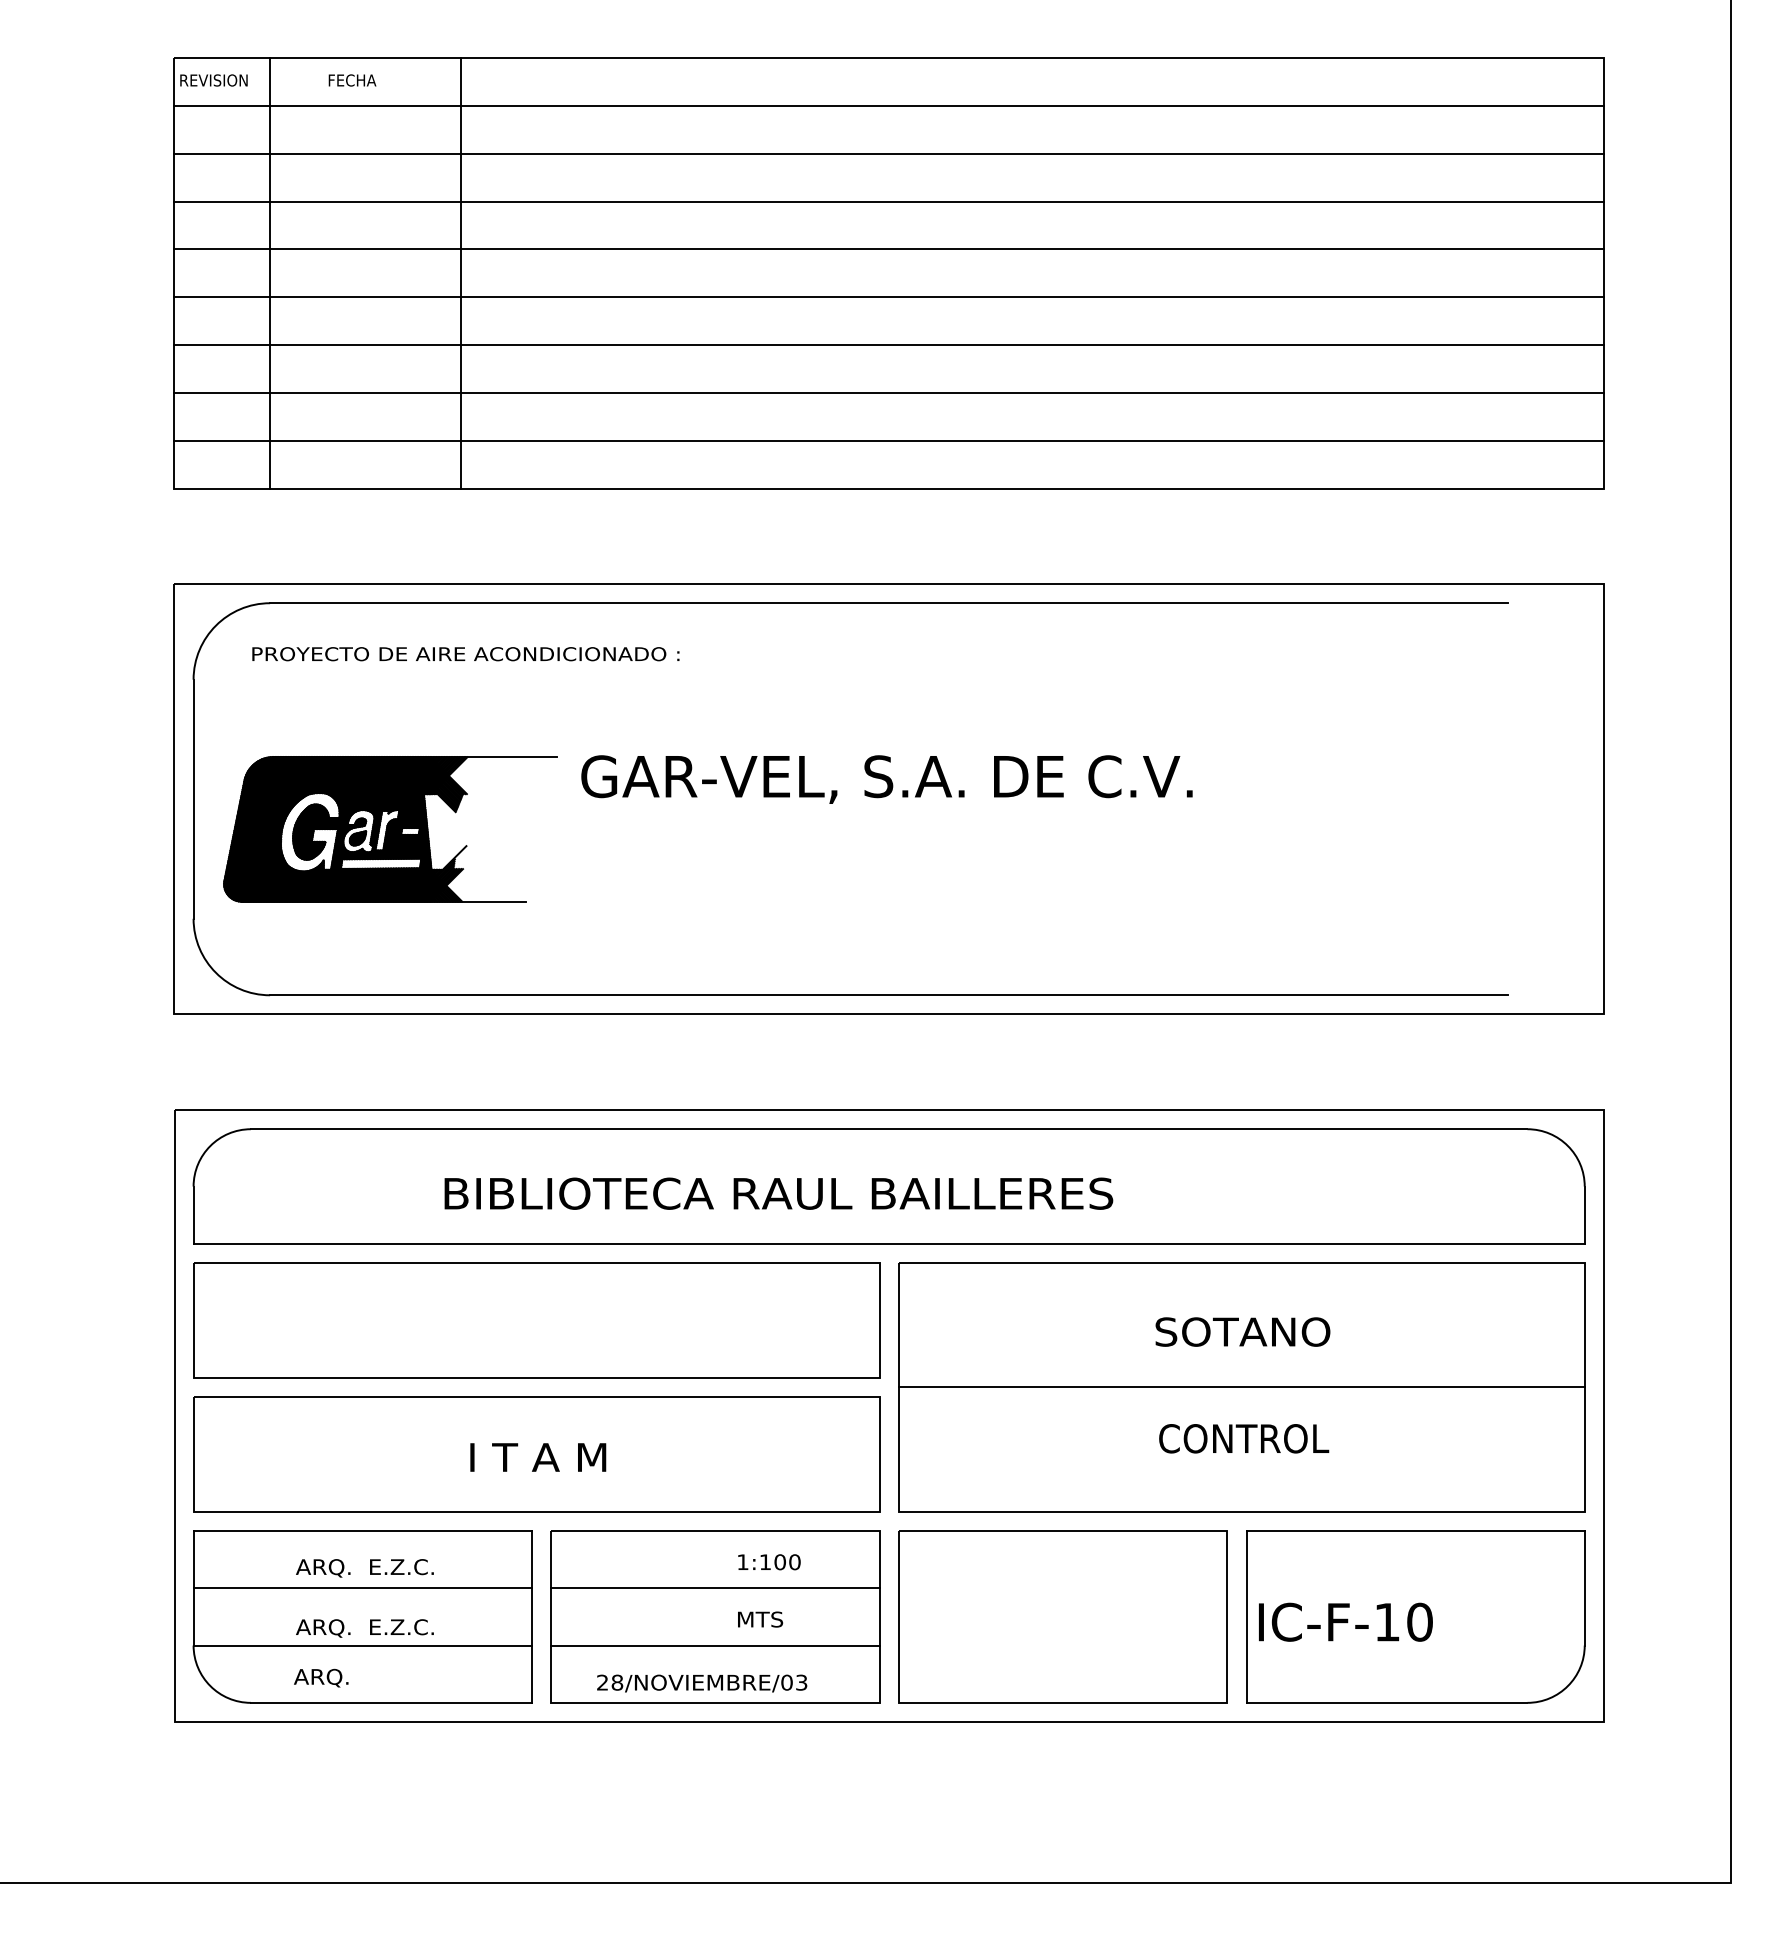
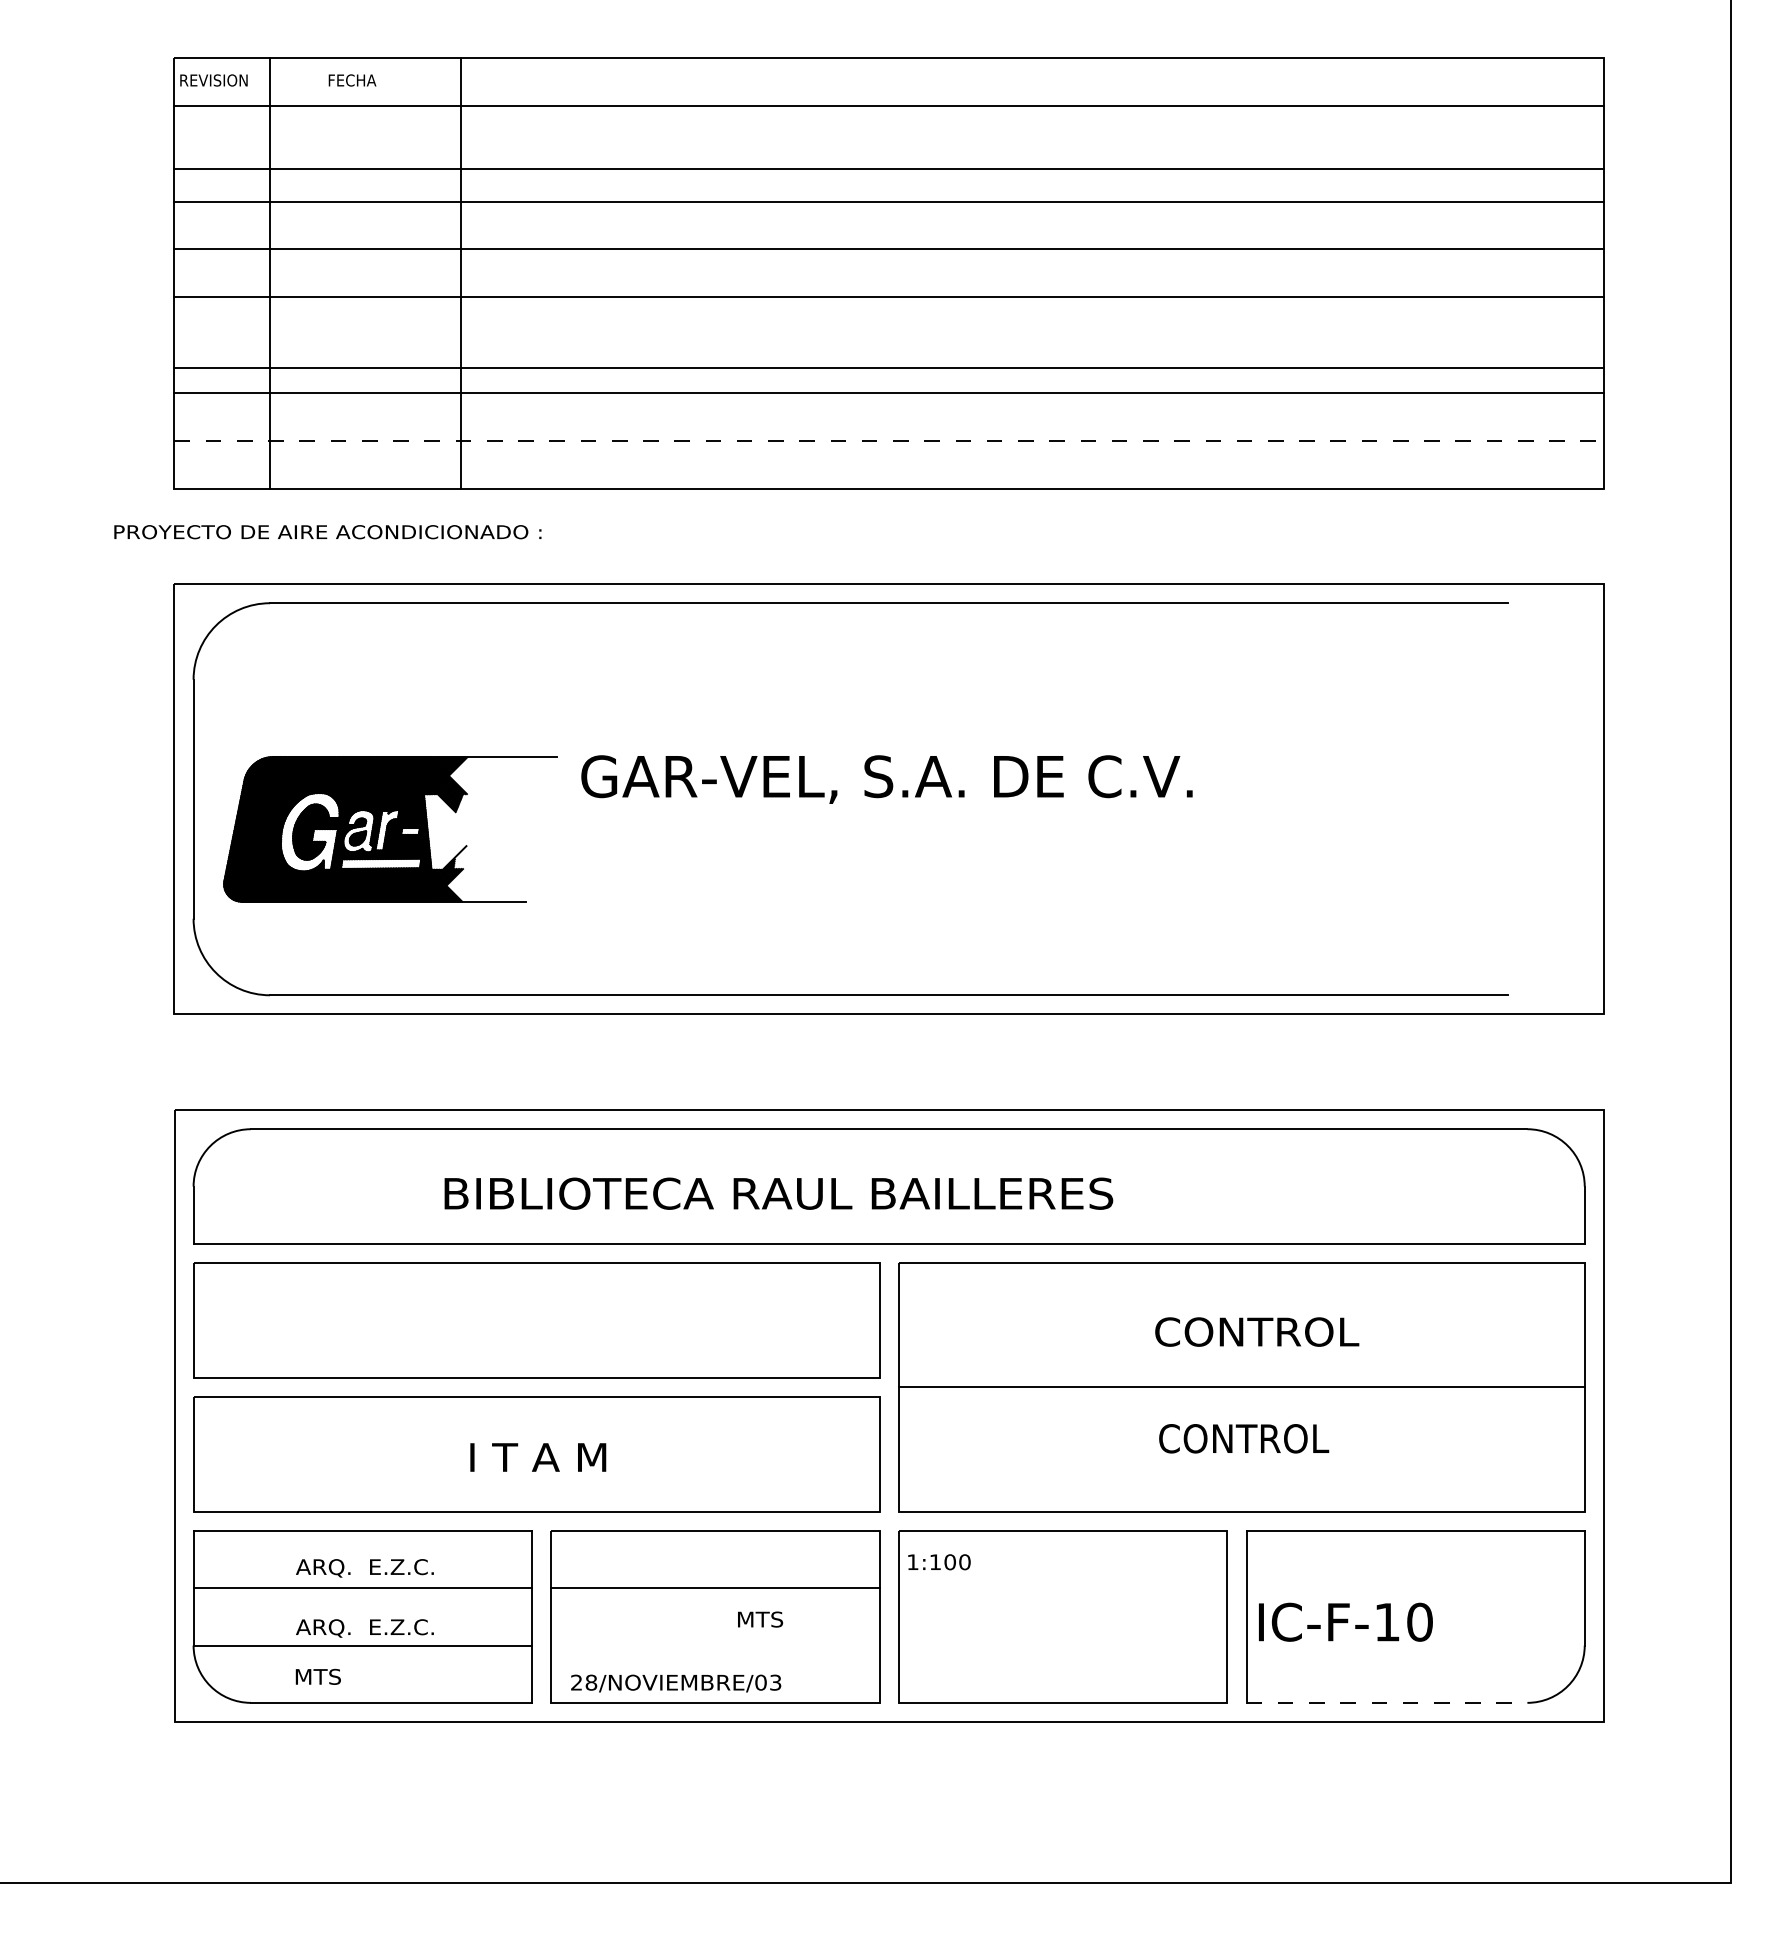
line position: (888, 153) -> (888, 168) (888, 168)
line position: (888, 345) -> (888, 368) (888, 368)
line: solid -> dashed (889, 440)
text position: (465, 654) -> (327, 532) (327, 532)
text: SOTANO -> CONTROL (1257, 1331)
text position: (769, 1562) -> (939, 1562) (939, 1562)
line: present -> none (715, 1645)
text: ARQ. -> MTS (321, 1678)
text position: (702, 1683) -> (676, 1683) (676, 1683)
line: solid -> dashed (1387, 1702)
